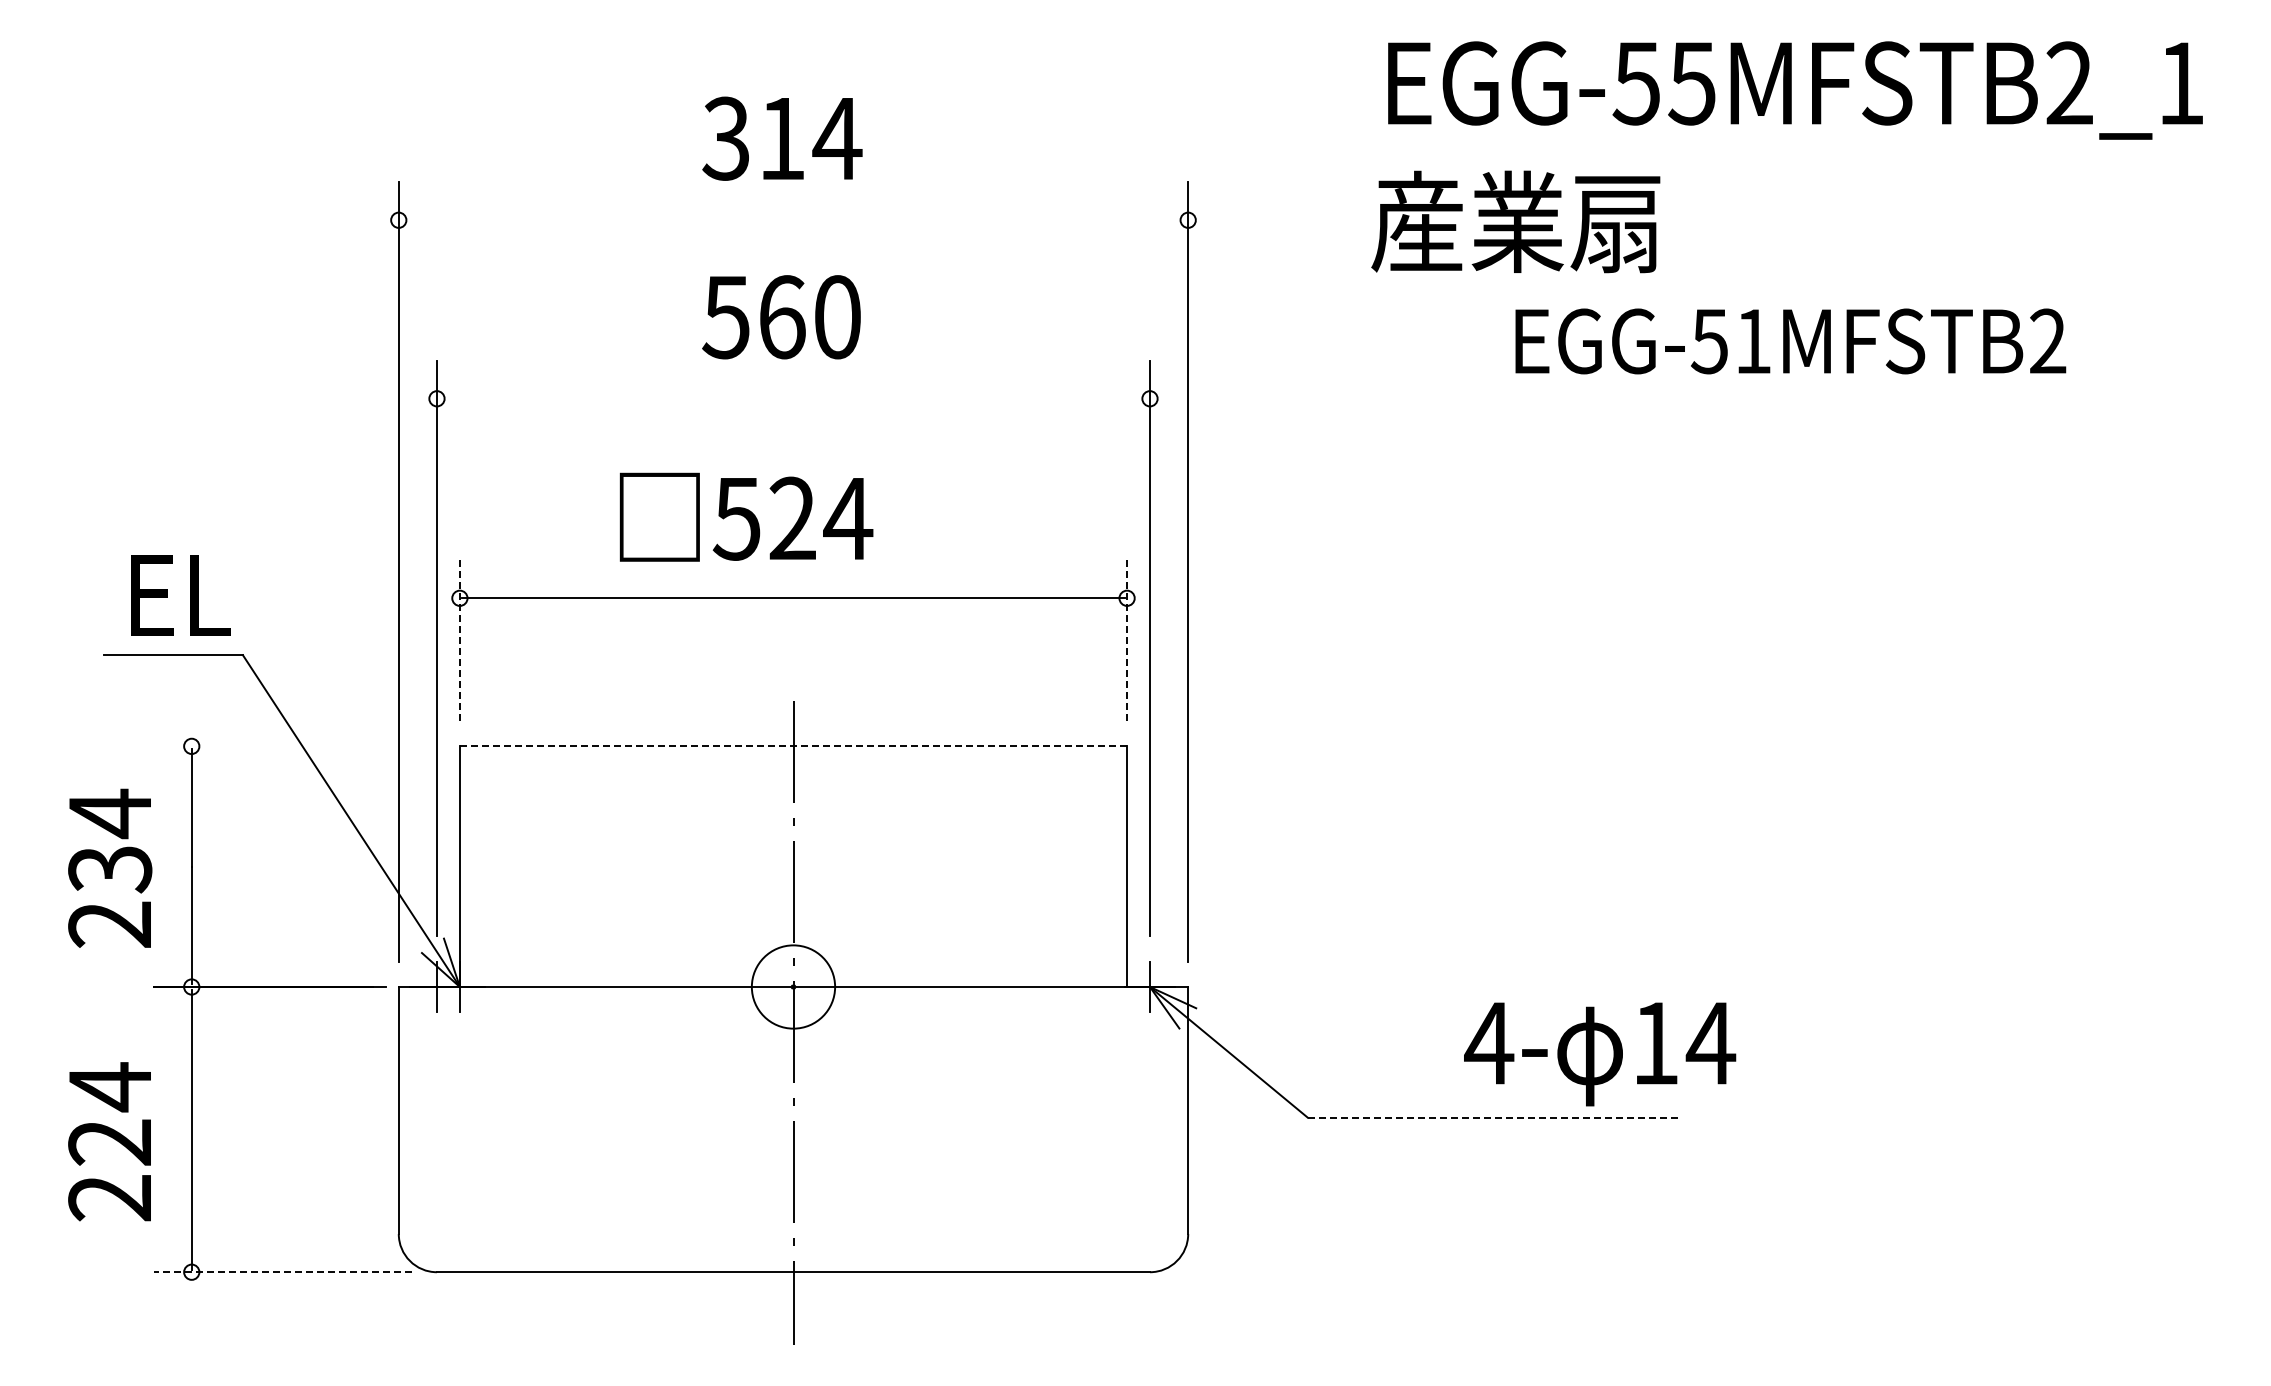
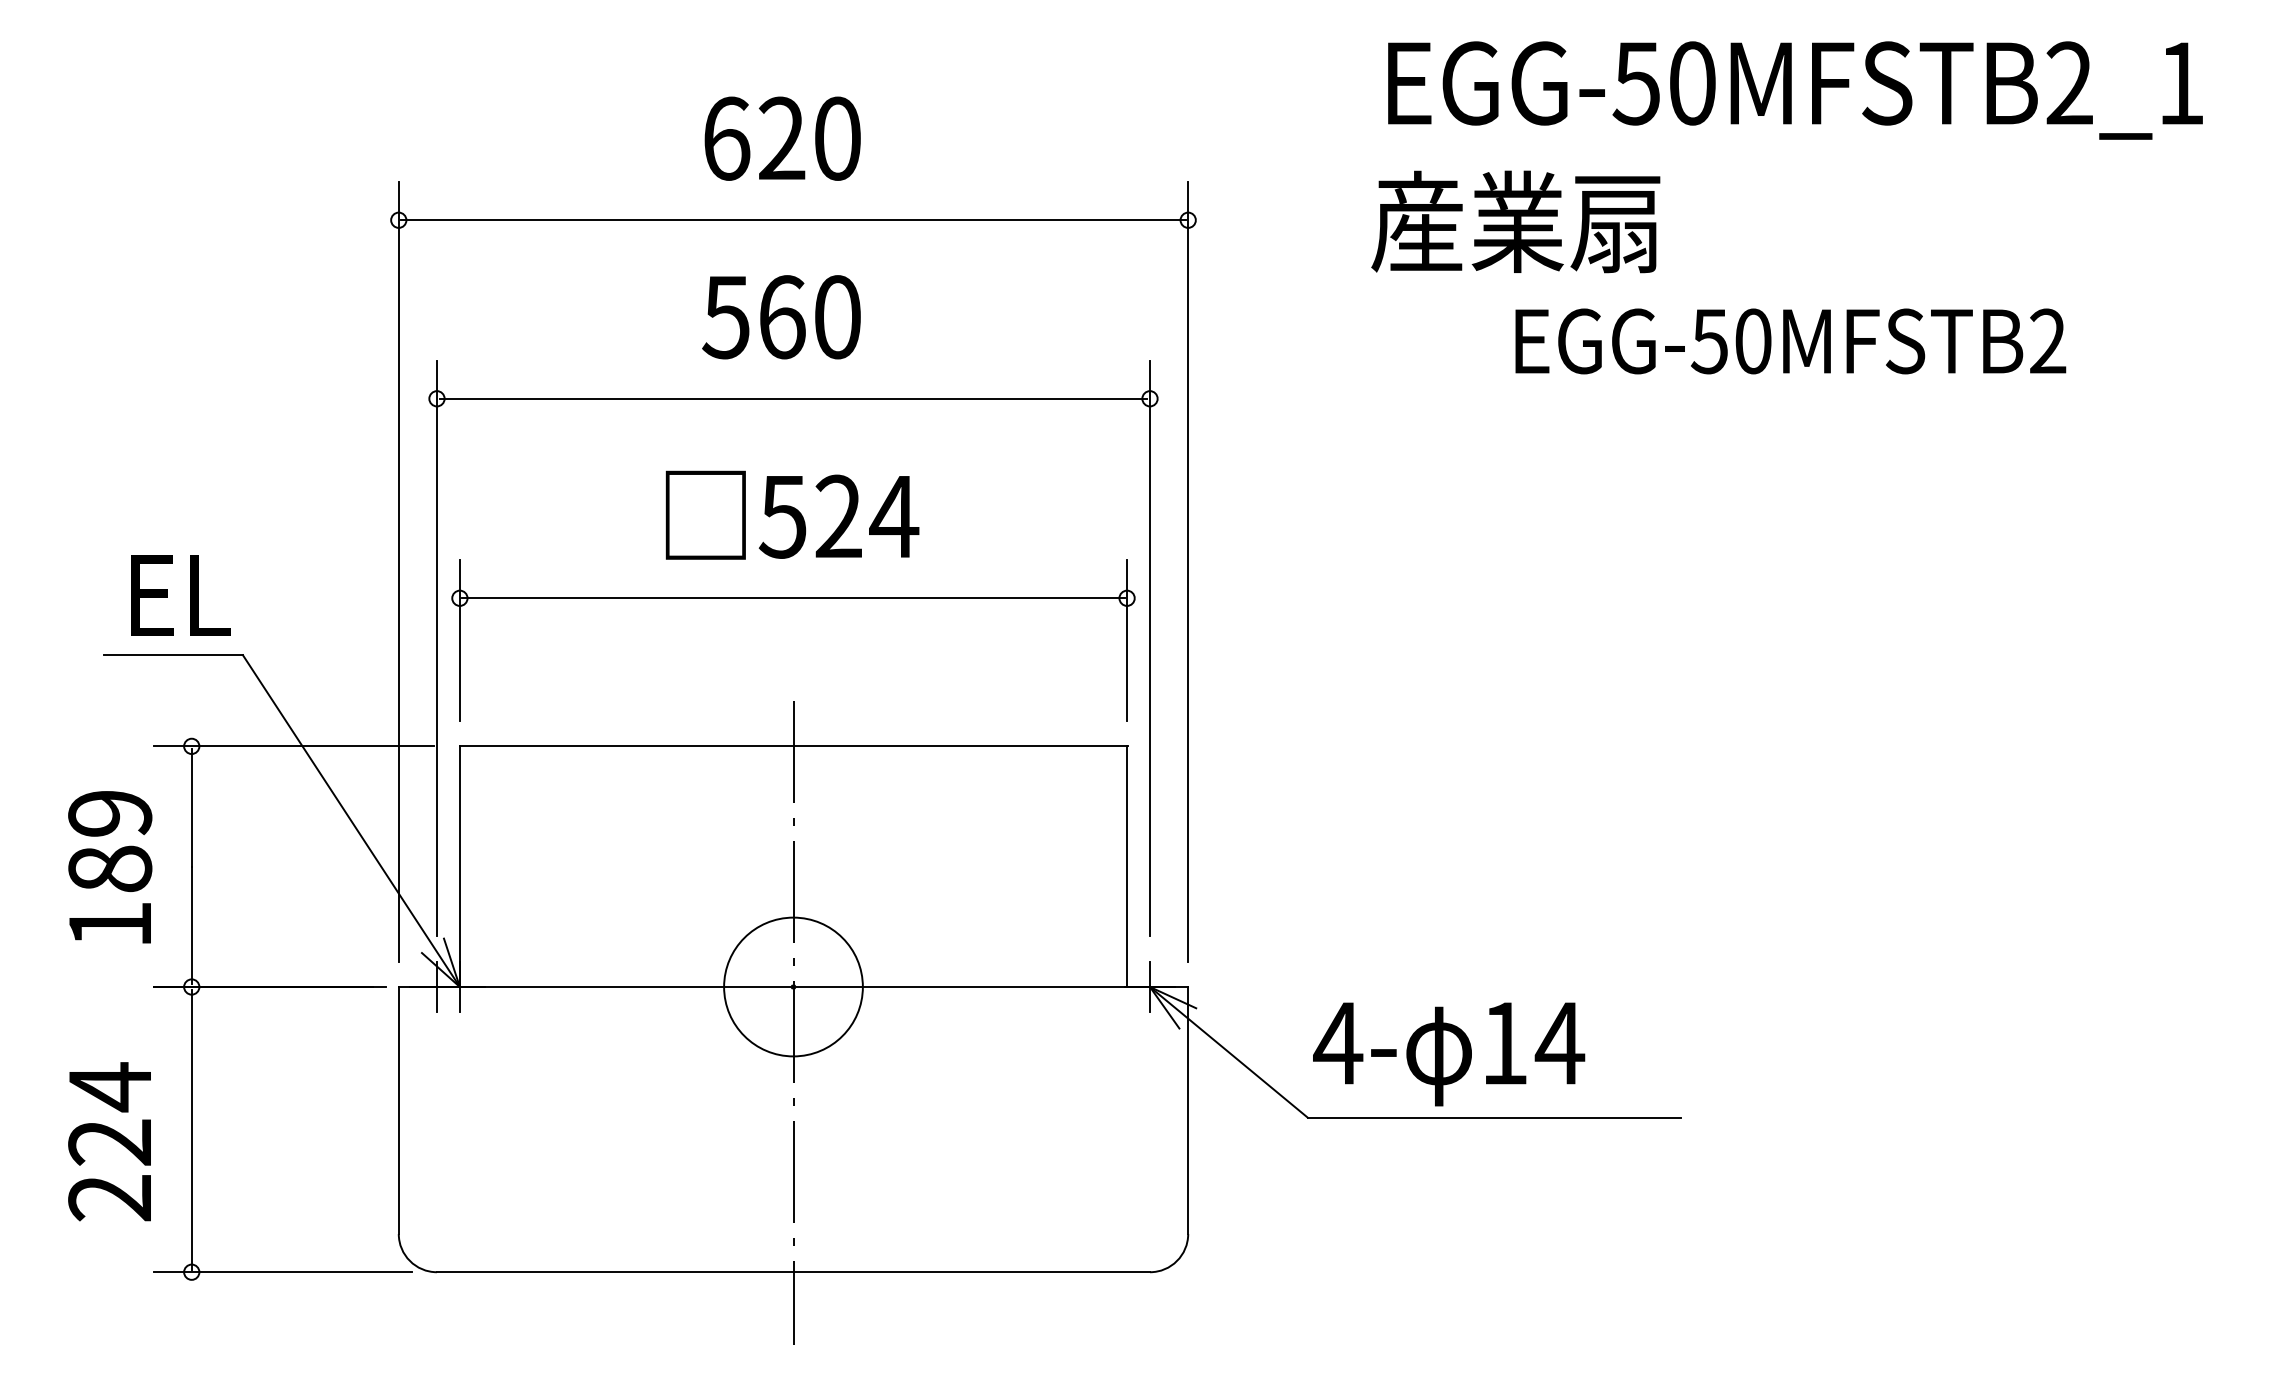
text: EGG-55MFSTB2_1 -> EGG-50MFSTB2_1 (1691, 83)
text: 314 -> 620 (782, 138)
line: none -> present (793, 220)
text: EGG-51MFSTB2 -> EGG-50MFSTB2 (1753, 341)
line: none -> present (793, 398)
text position: (746, 516) -> (792, 514) (792, 514)
line: dashed -> solid (459, 640)
line: dashed -> solid (1127, 640)
line: none -> present (293, 746)
line: dashed -> solid (793, 746)
text: 234 -> 189 (110, 867)
circle diameter: 83 px -> 139 px (793, 986)
text position: (1600, 1054) -> (1449, 1054) (1449, 1054)
line: dashed -> solid (1494, 1117)
line: dashed -> solid (282, 1272)
